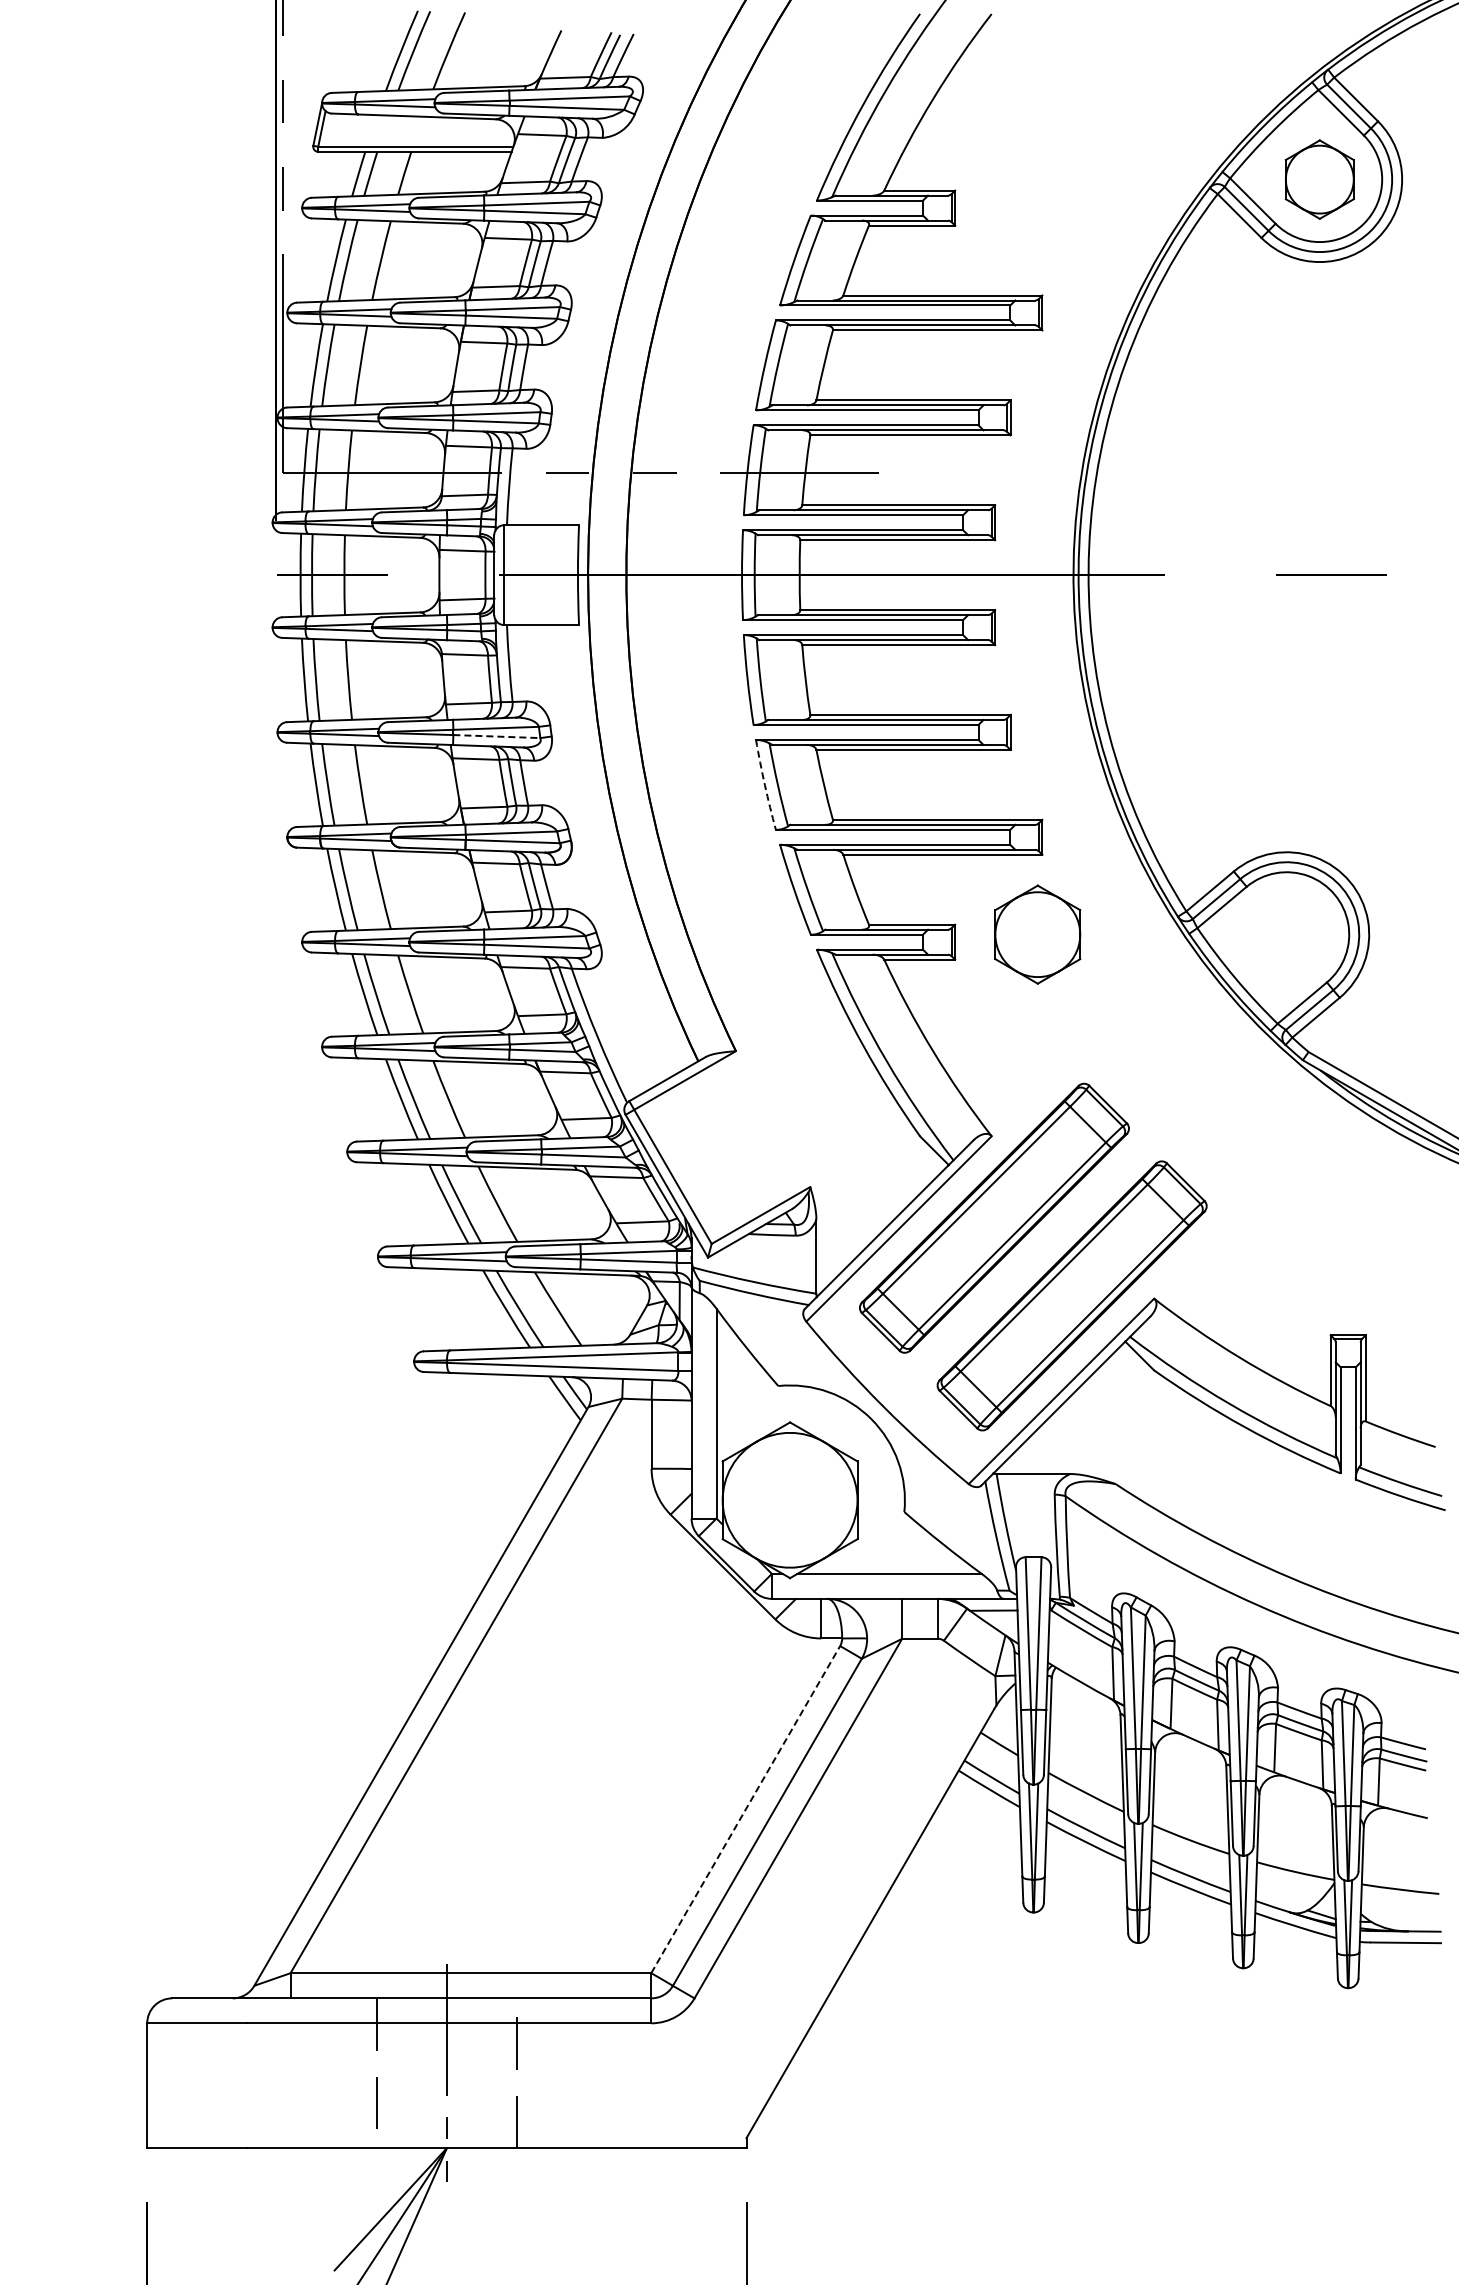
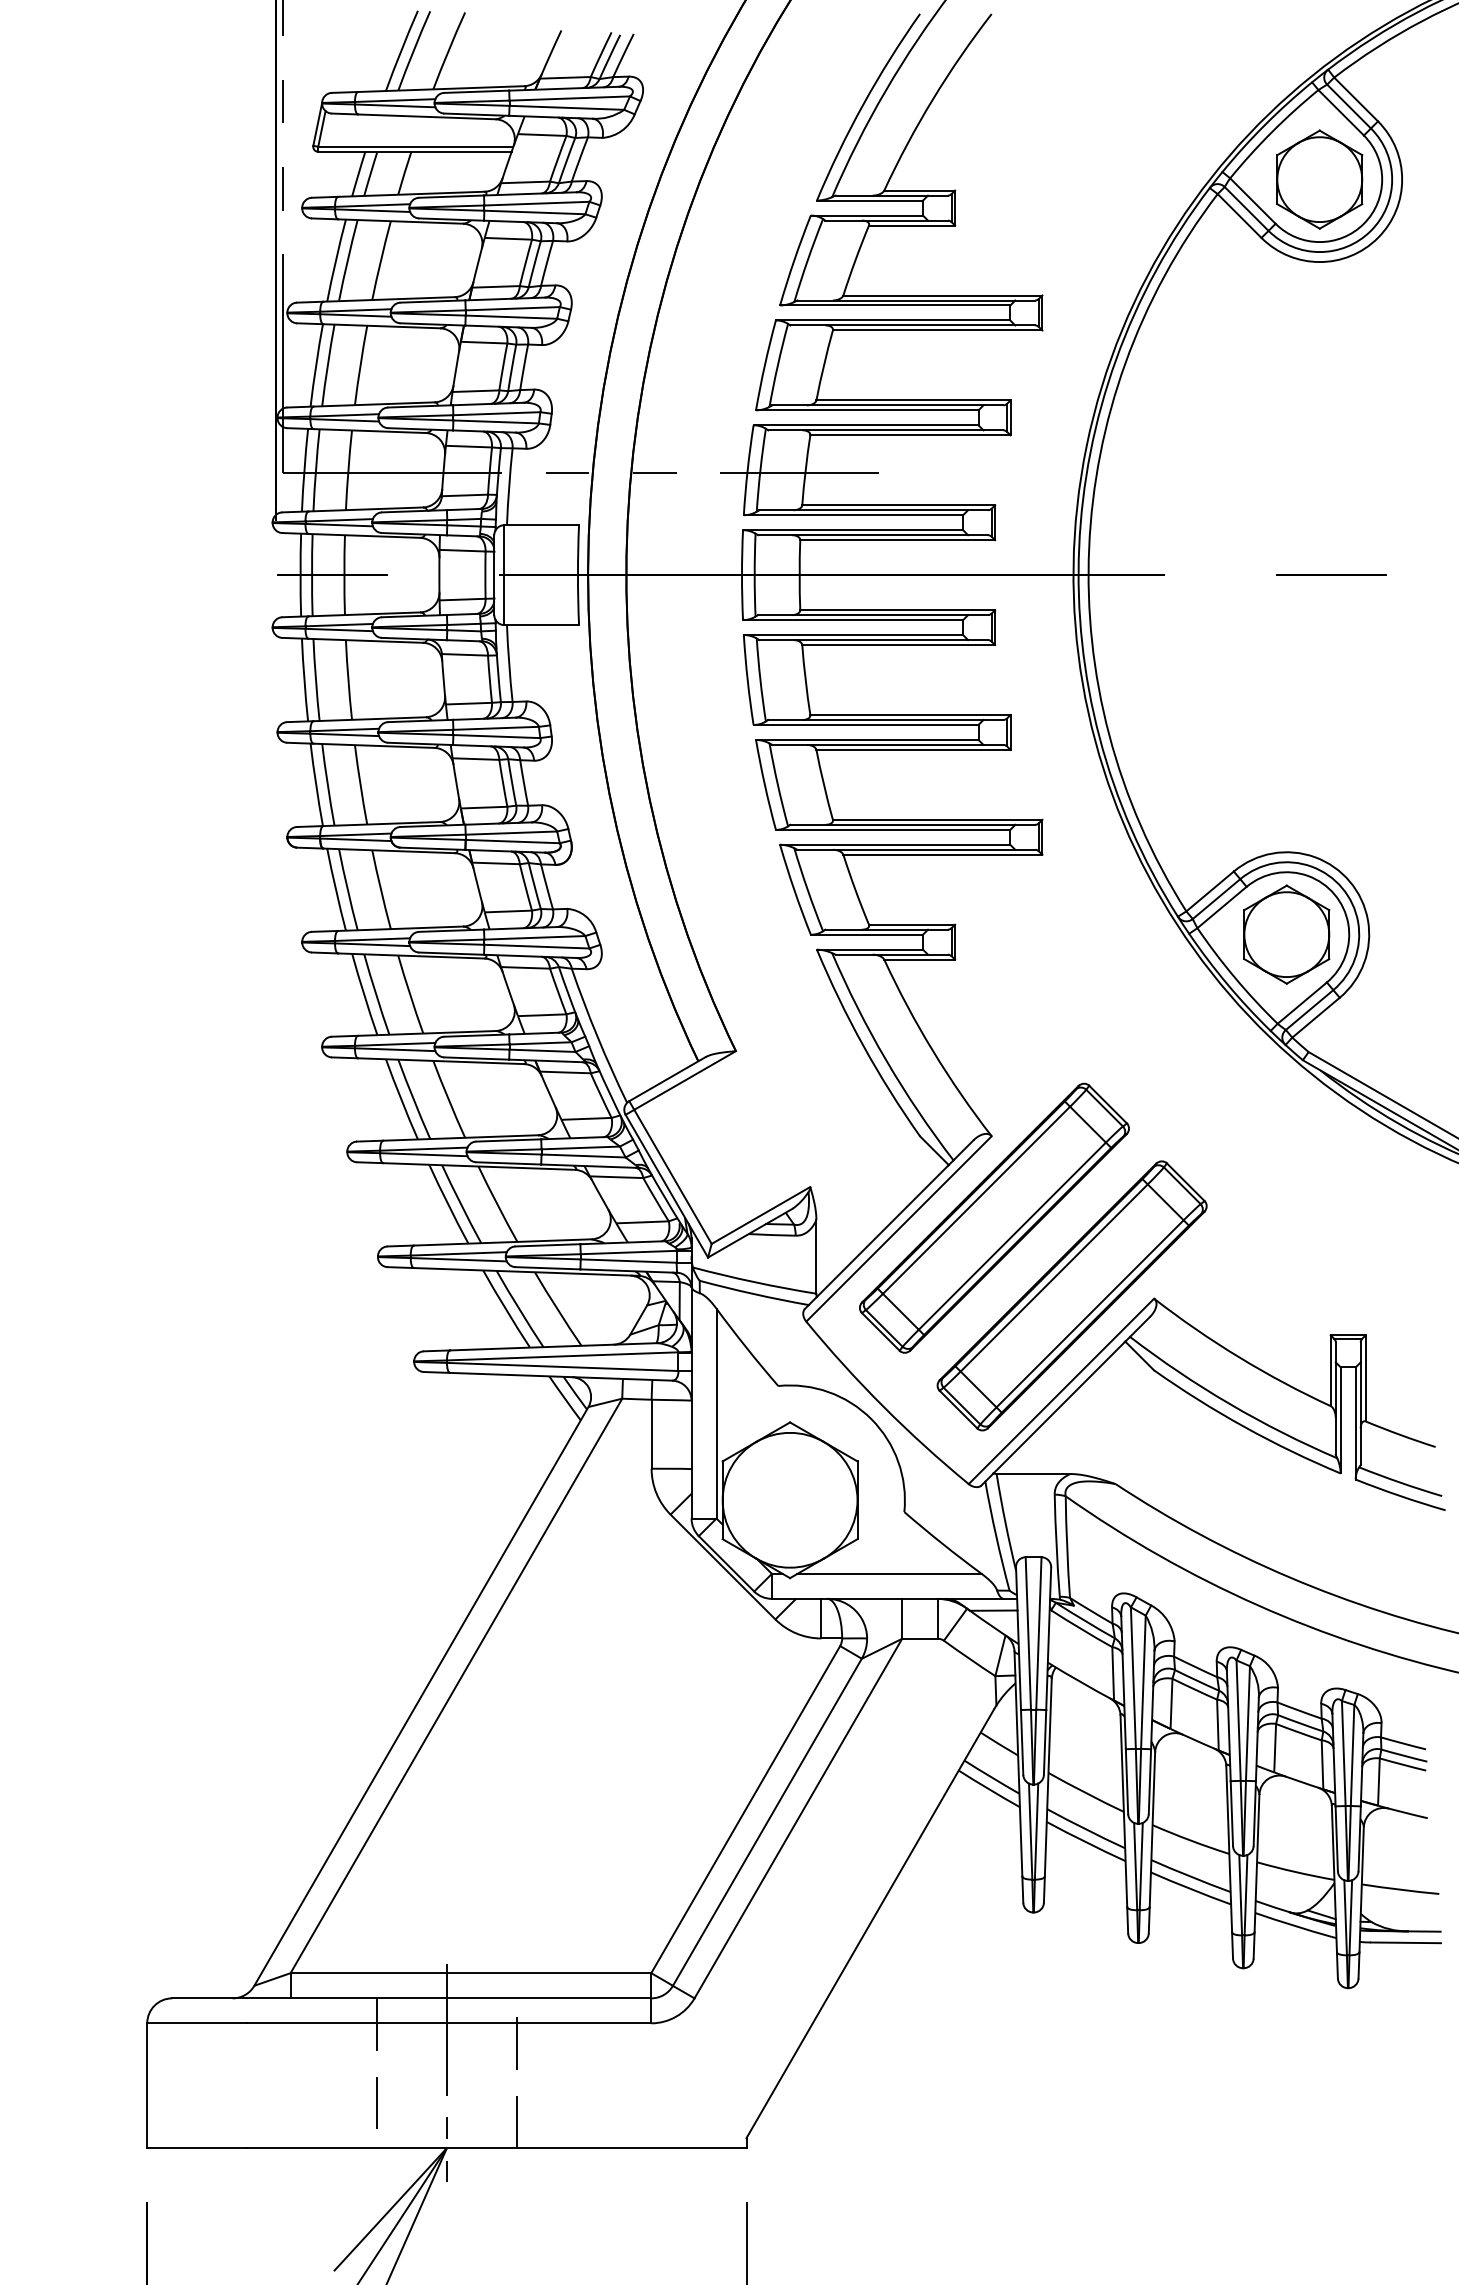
part size: 71x81 px -> 88x101 px (1319, 179)
line: dashed -> solid (496, 736)
arc: dashed -> solid (764, 785)
part position: (1037, 934) -> (1286, 934) (1286, 934)
line: dashed -> solid (745, 1809)
